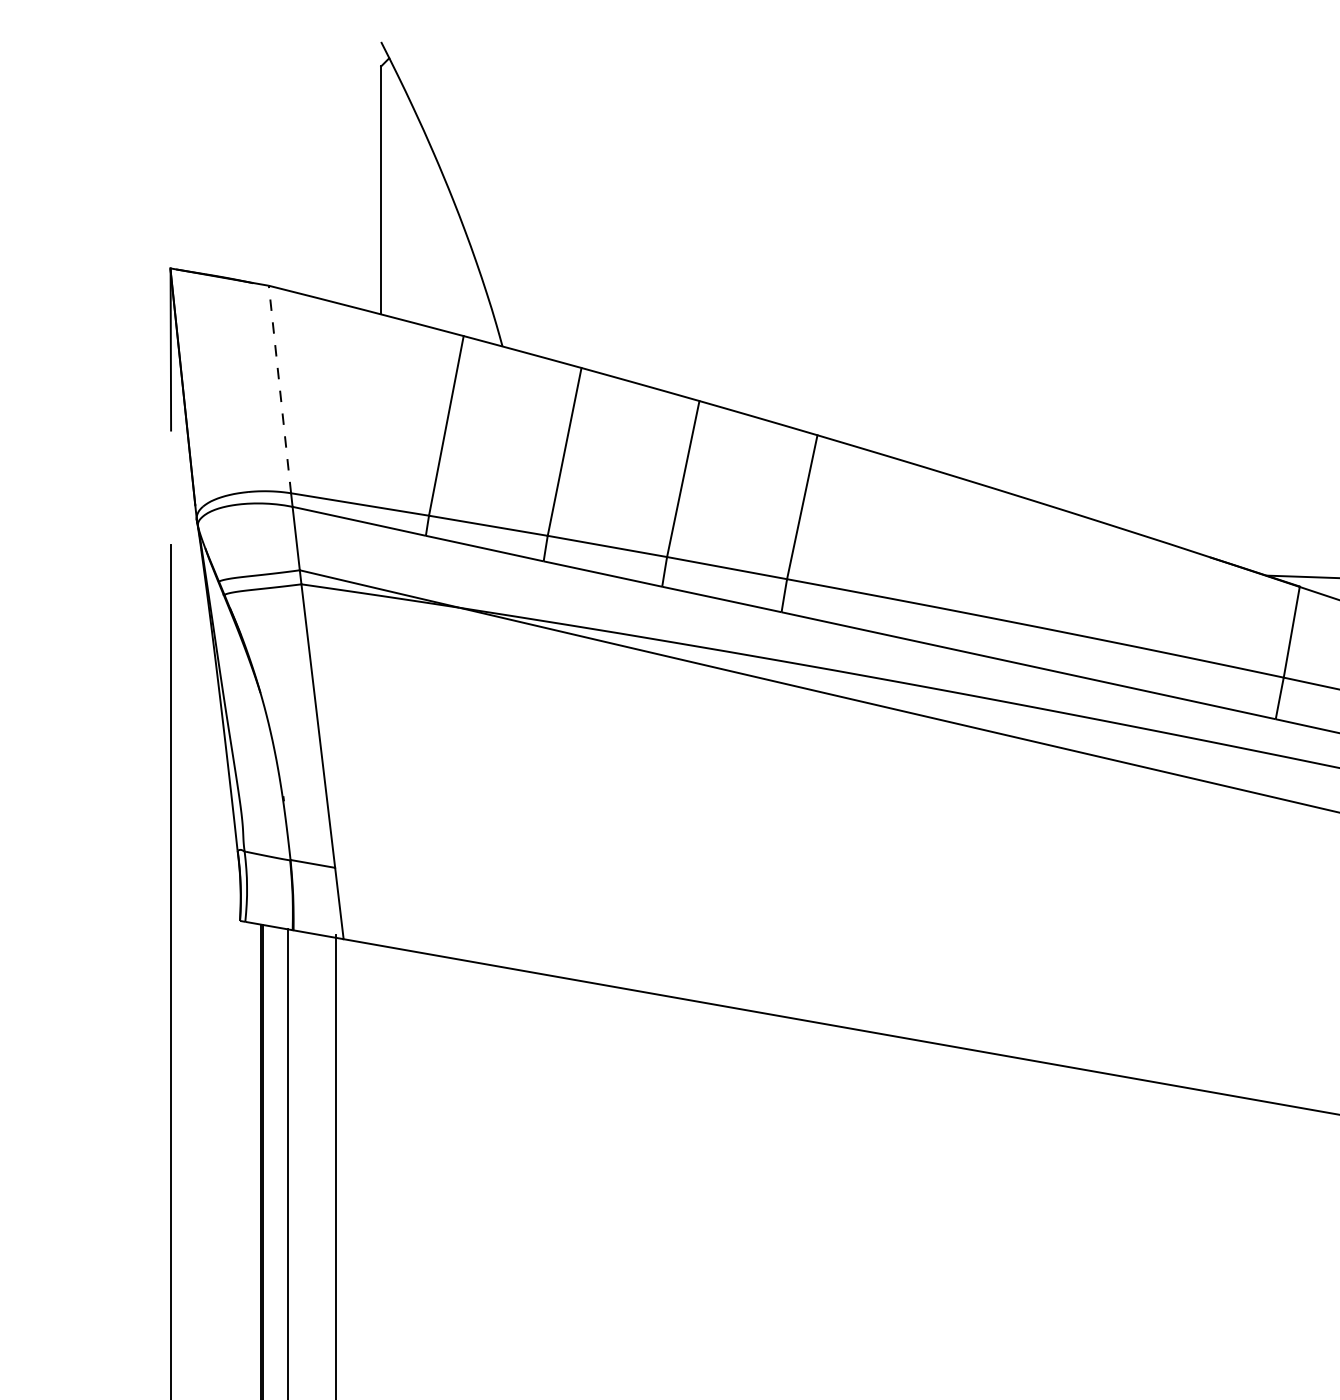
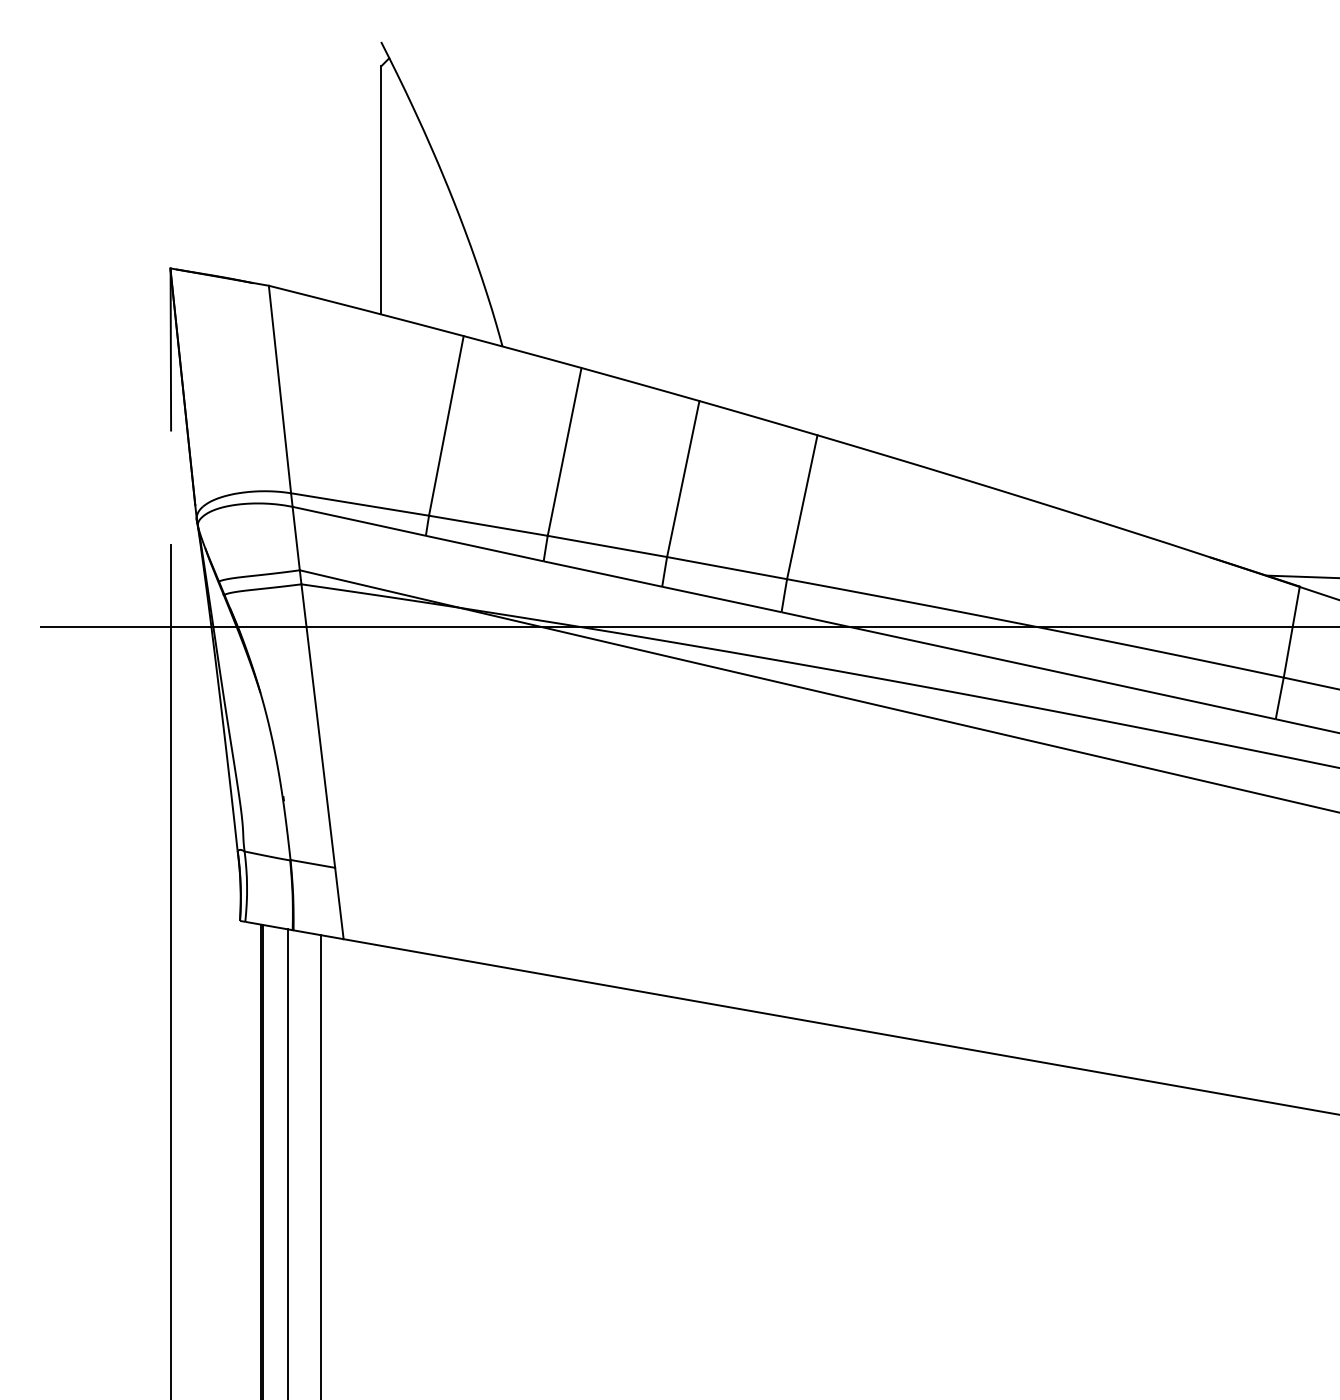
line: dashed -> solid (279, 389)
line: none -> present (688, 627)
line position: (336, 1165) -> (321, 1165) (321, 1165)
